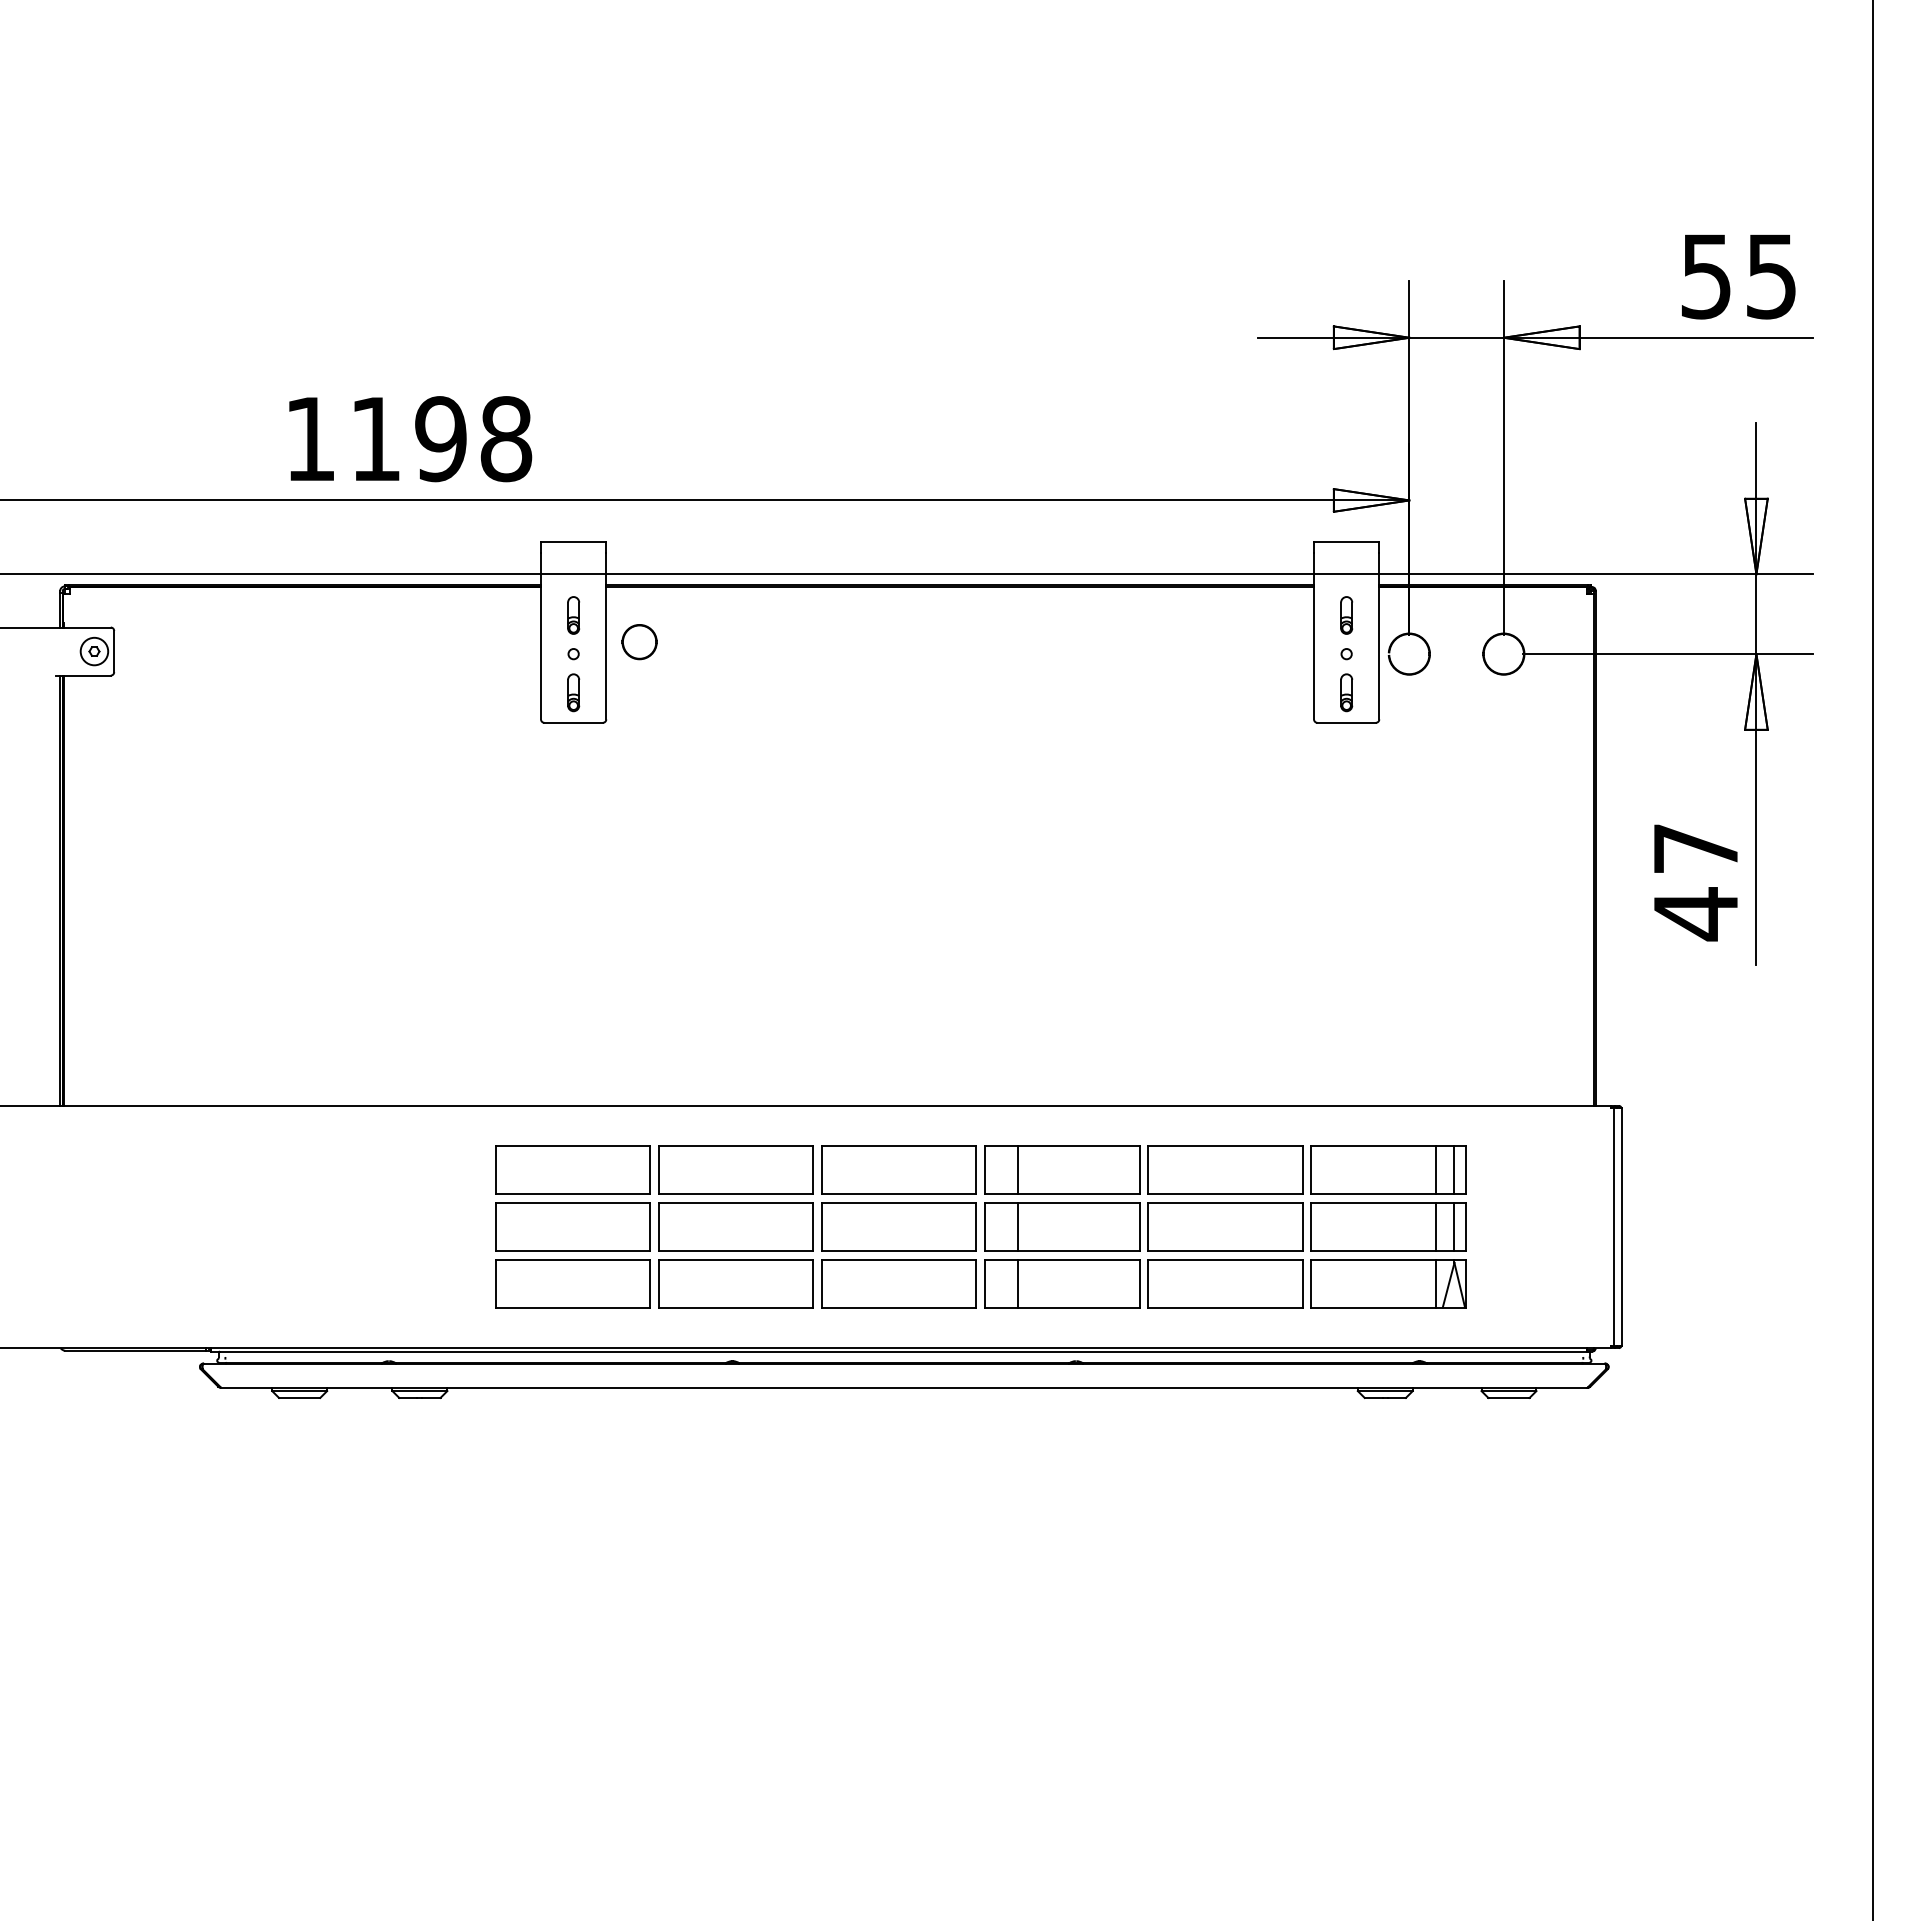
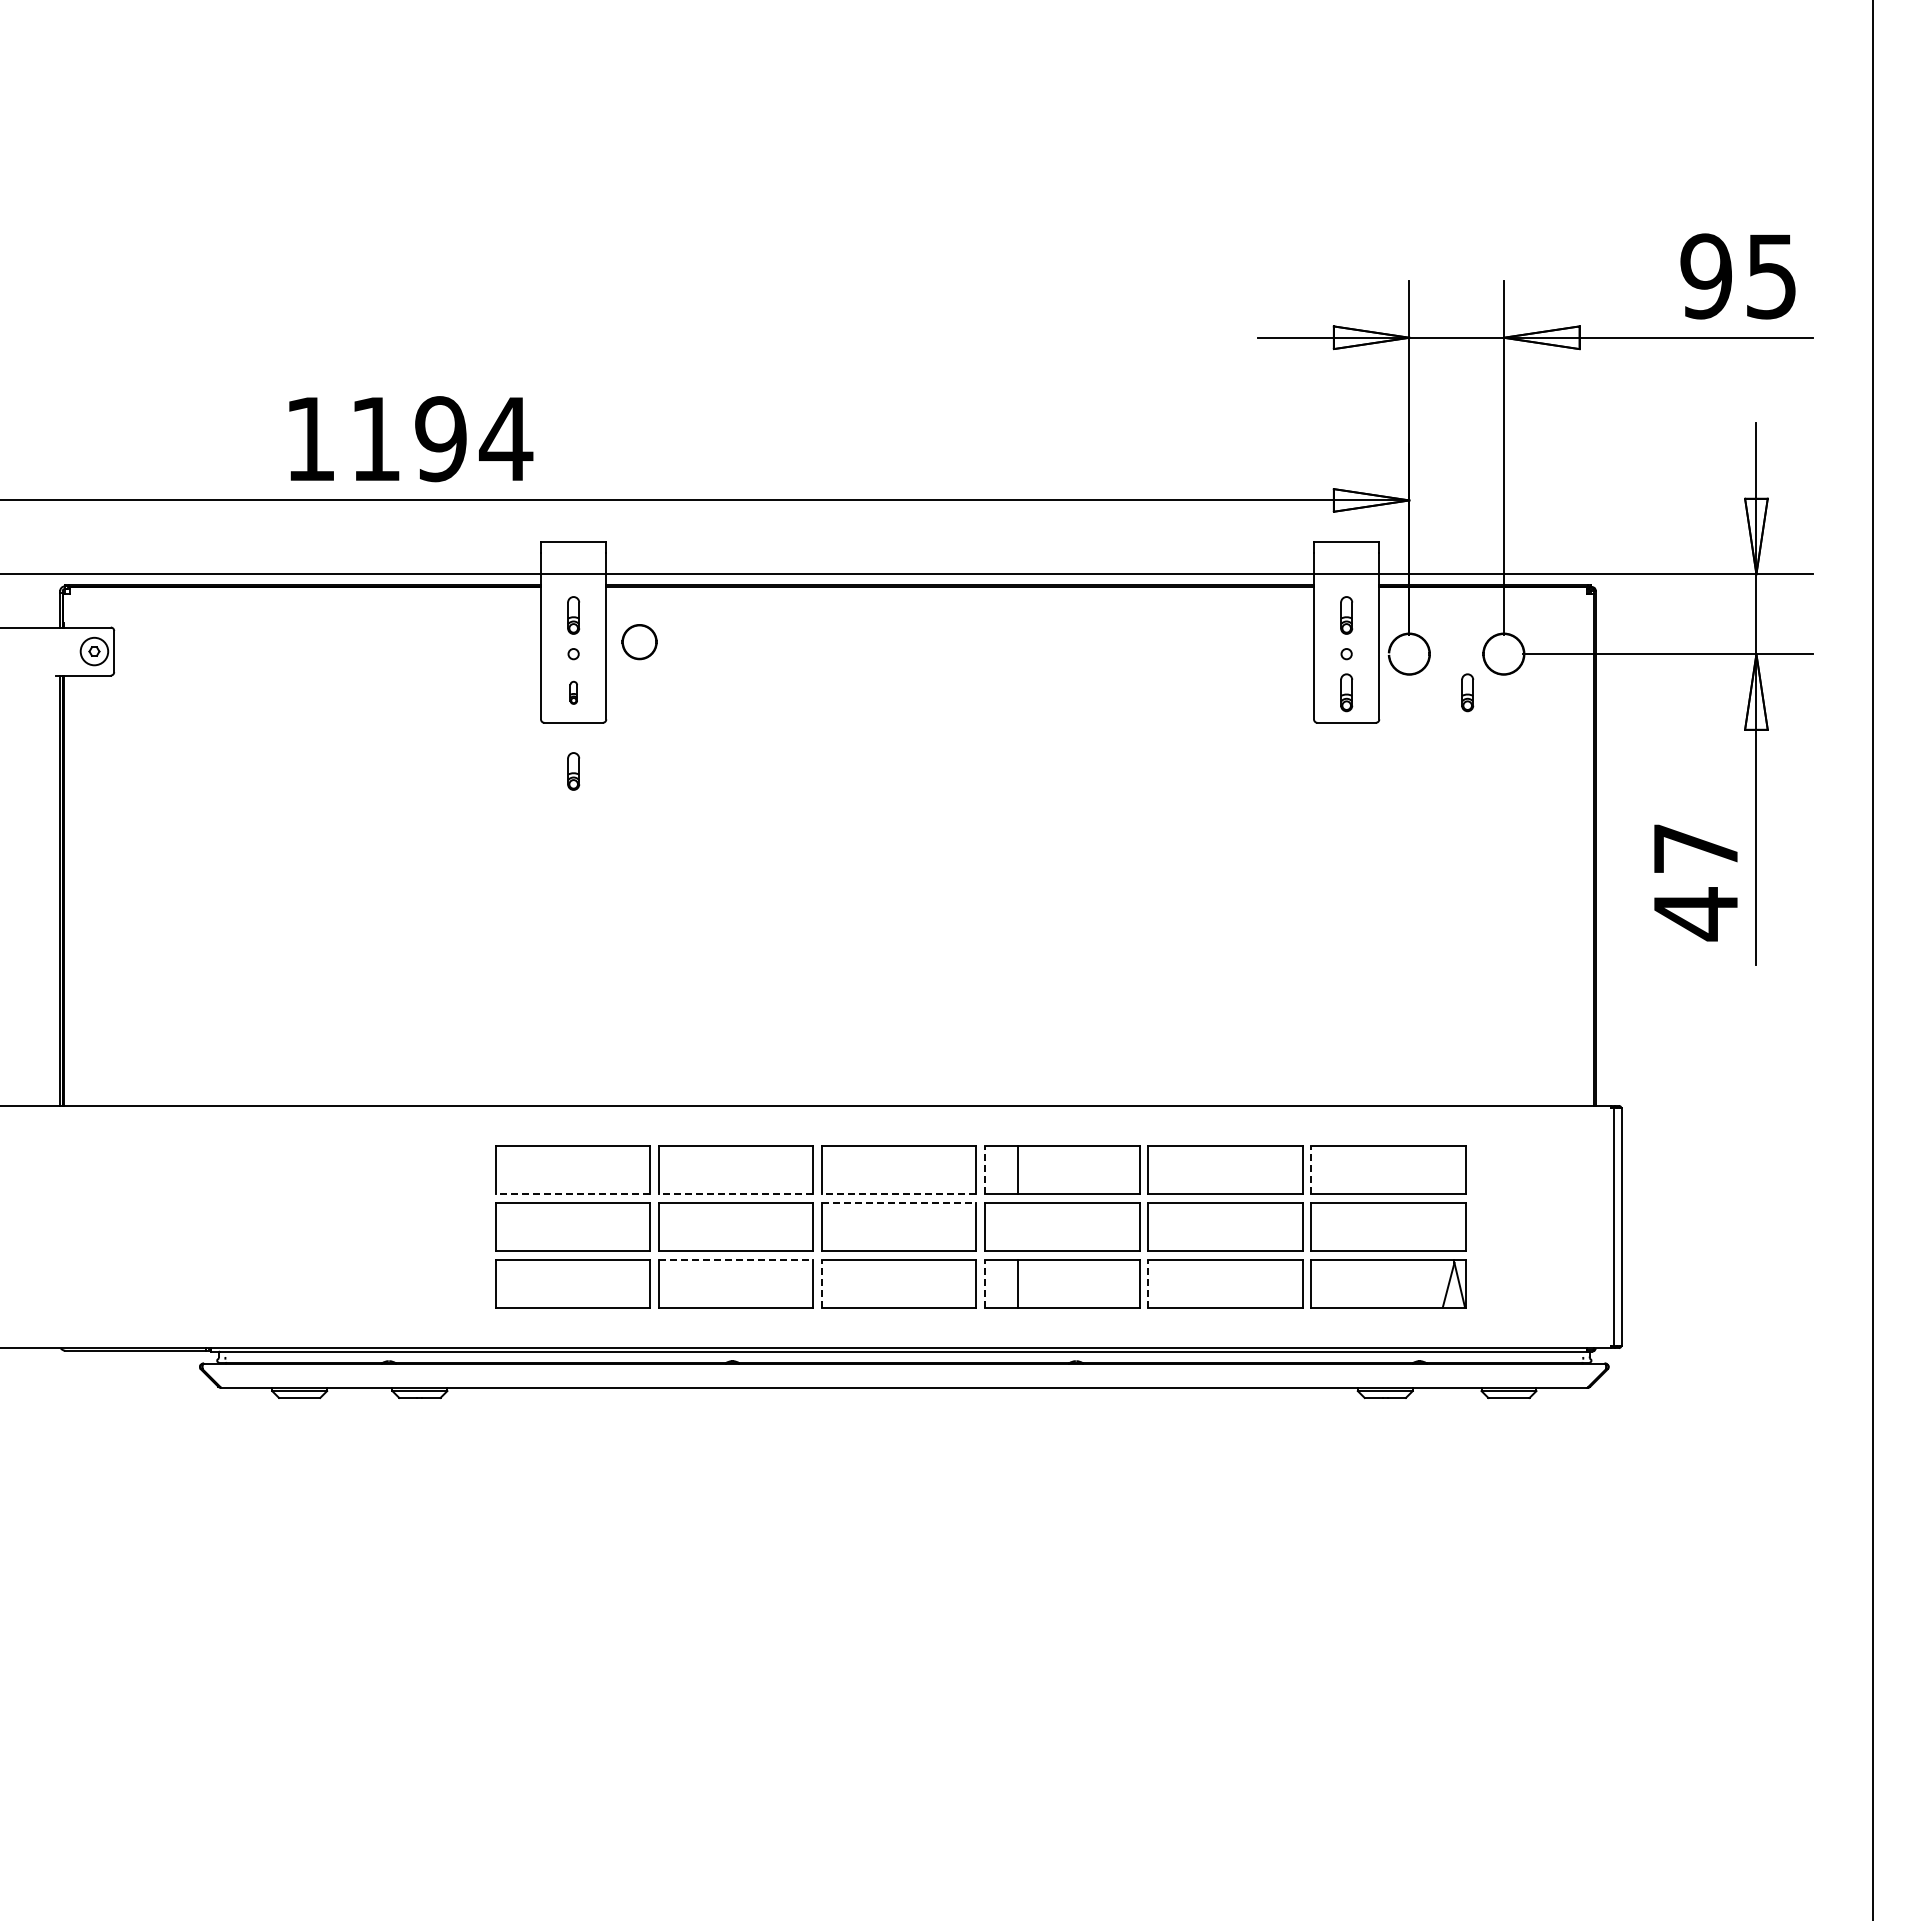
text: 55 -> 95 (1705, 276)
text: 1198 -> 1194 (506, 439)
part size: 14x40 px -> 9x25 px (573, 692)
part: none -> present (1467, 692)
part: none -> present (573, 771)
line: solid -> dashed (985, 1169)
line: solid -> dashed (1311, 1169)
line: present -> none (1436, 1170)
line: present -> none (1454, 1170)
line: solid -> dashed (572, 1194)
line: solid -> dashed (735, 1194)
line: solid -> dashed (898, 1194)
line: solid -> dashed (899, 1202)
line: present -> none (1018, 1226)
line: present -> none (1436, 1226)
line: present -> none (1454, 1226)
line: solid -> dashed (736, 1259)
line: solid -> dashed (821, 1283)
line: solid -> dashed (985, 1283)
line: solid -> dashed (1148, 1283)
line: present -> none (1436, 1283)
